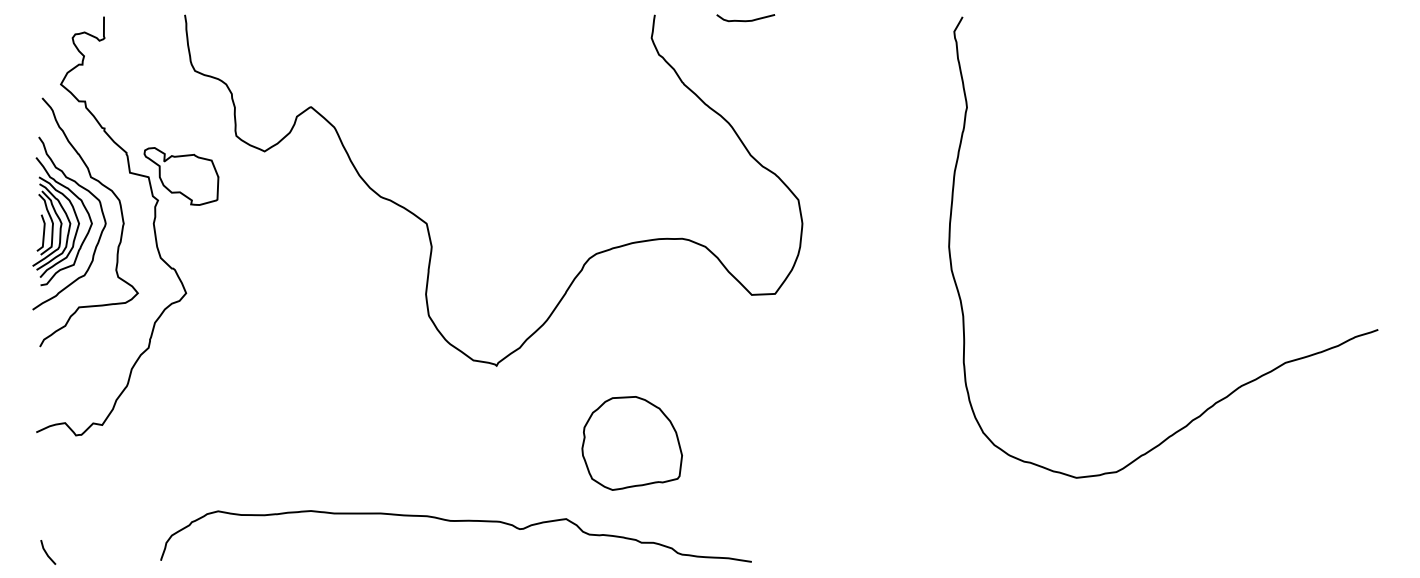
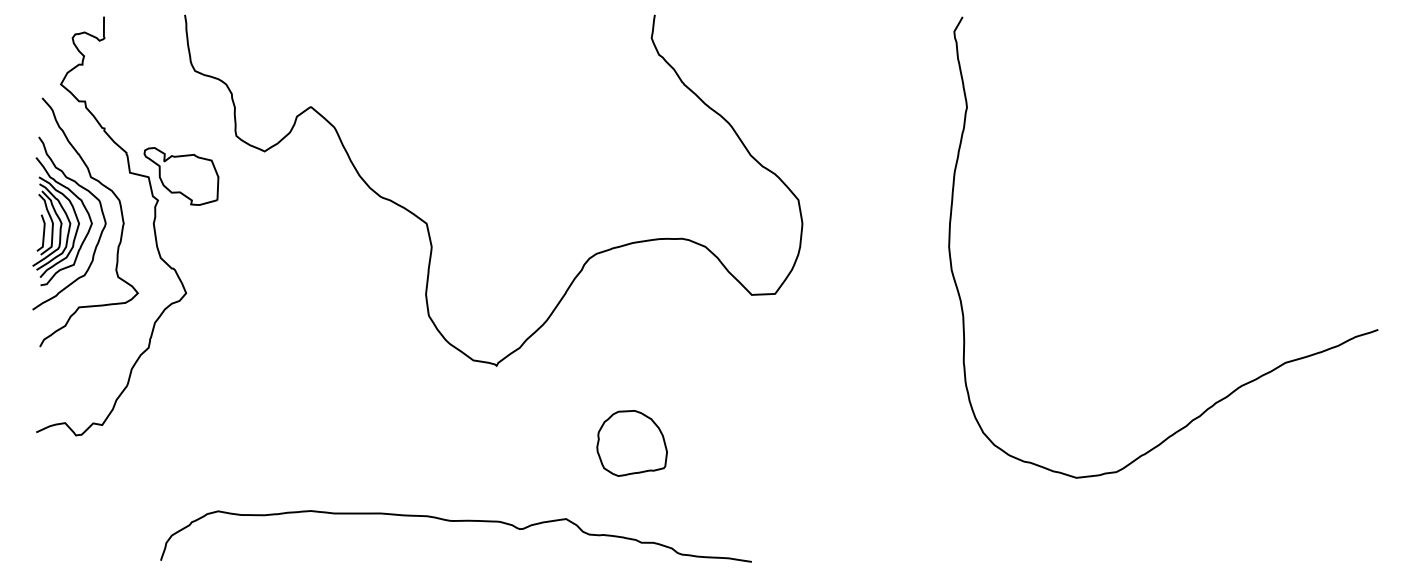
curve: present -> none (745, 20)
part size: 102x95 px -> 72x67 px (631, 443)
line: present -> none (47, 553)
